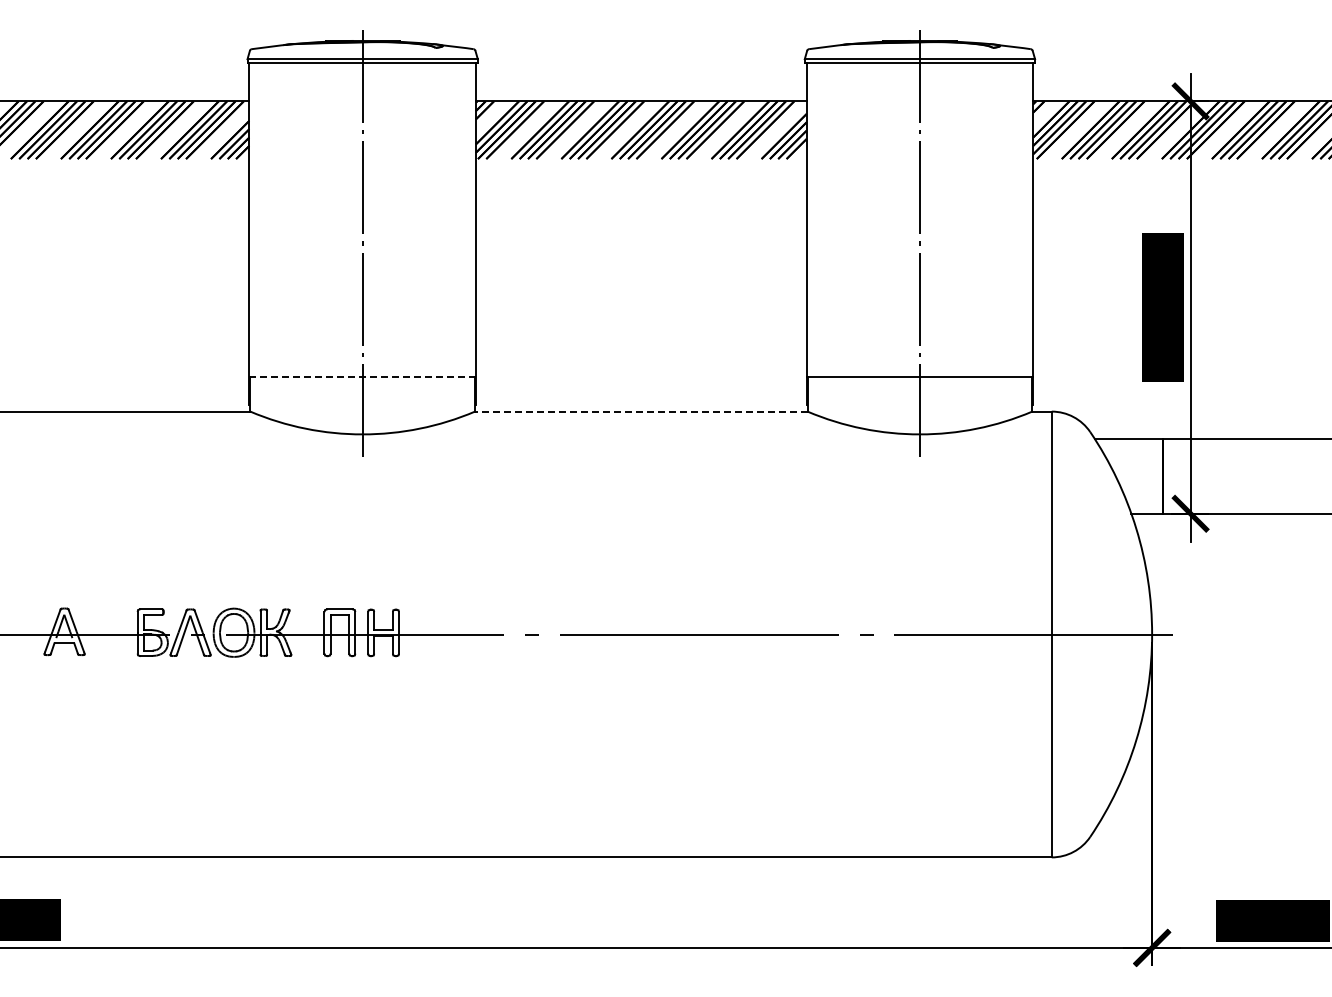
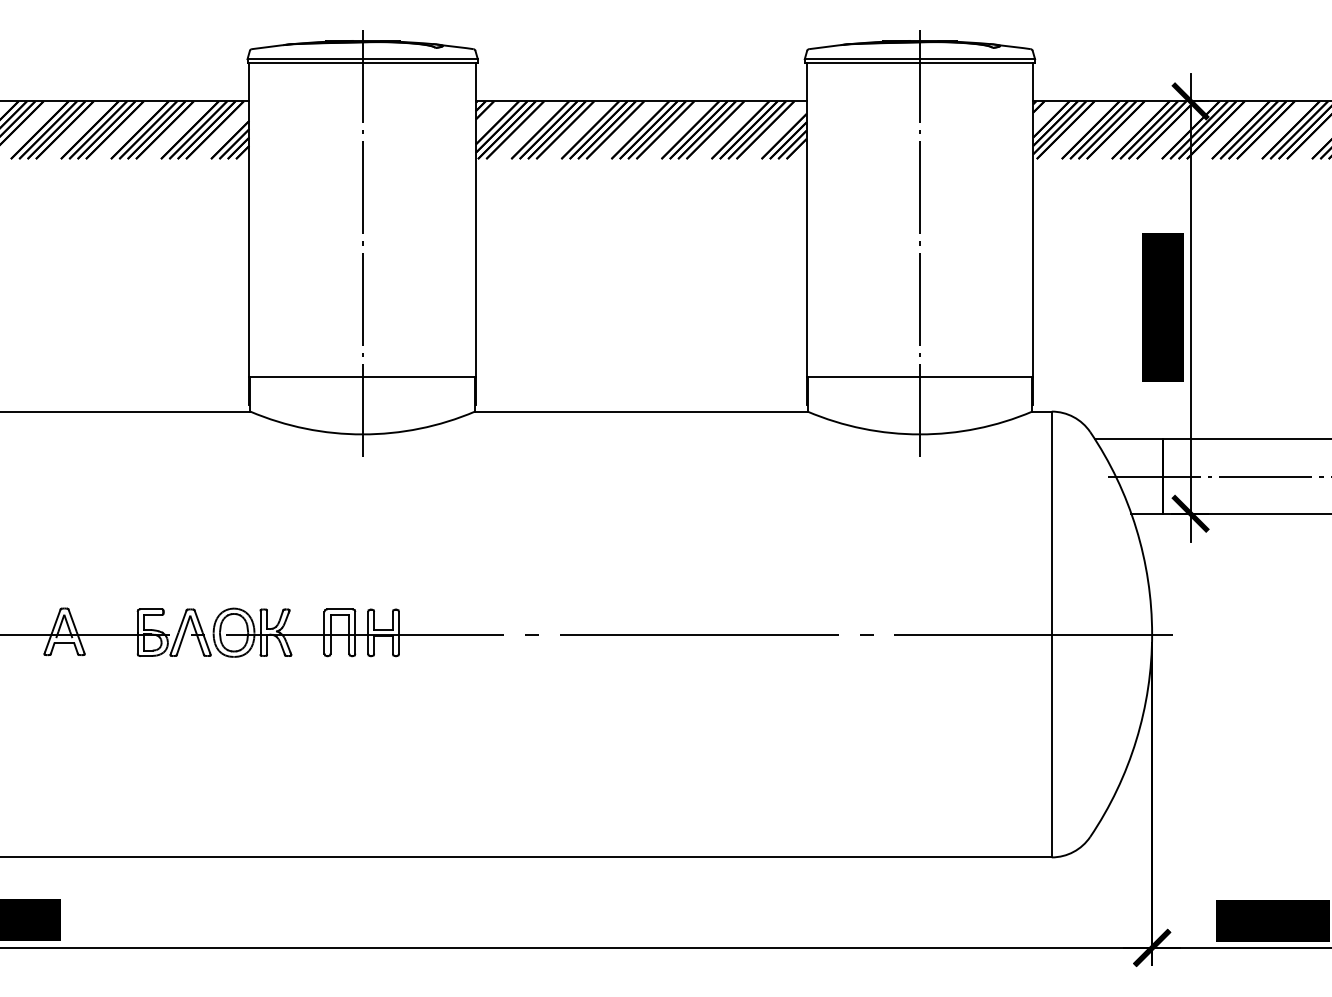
line: dashed -> solid (363, 377)
line: dashed -> solid (640, 411)
line: none -> present (1217, 476)
